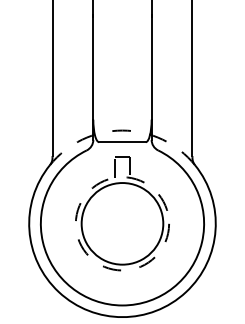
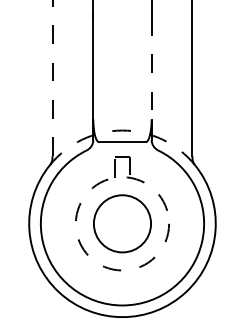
line: solid -> dashed (151, 68)
line: solid -> dashed (52, 78)
circle diameter: 82 px -> 57 px (122, 223)
